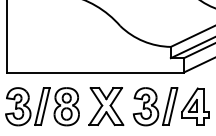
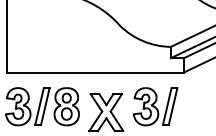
part position: (106, 106) -> (106, 112) (106, 112)
part: present -> none (195, 106)
